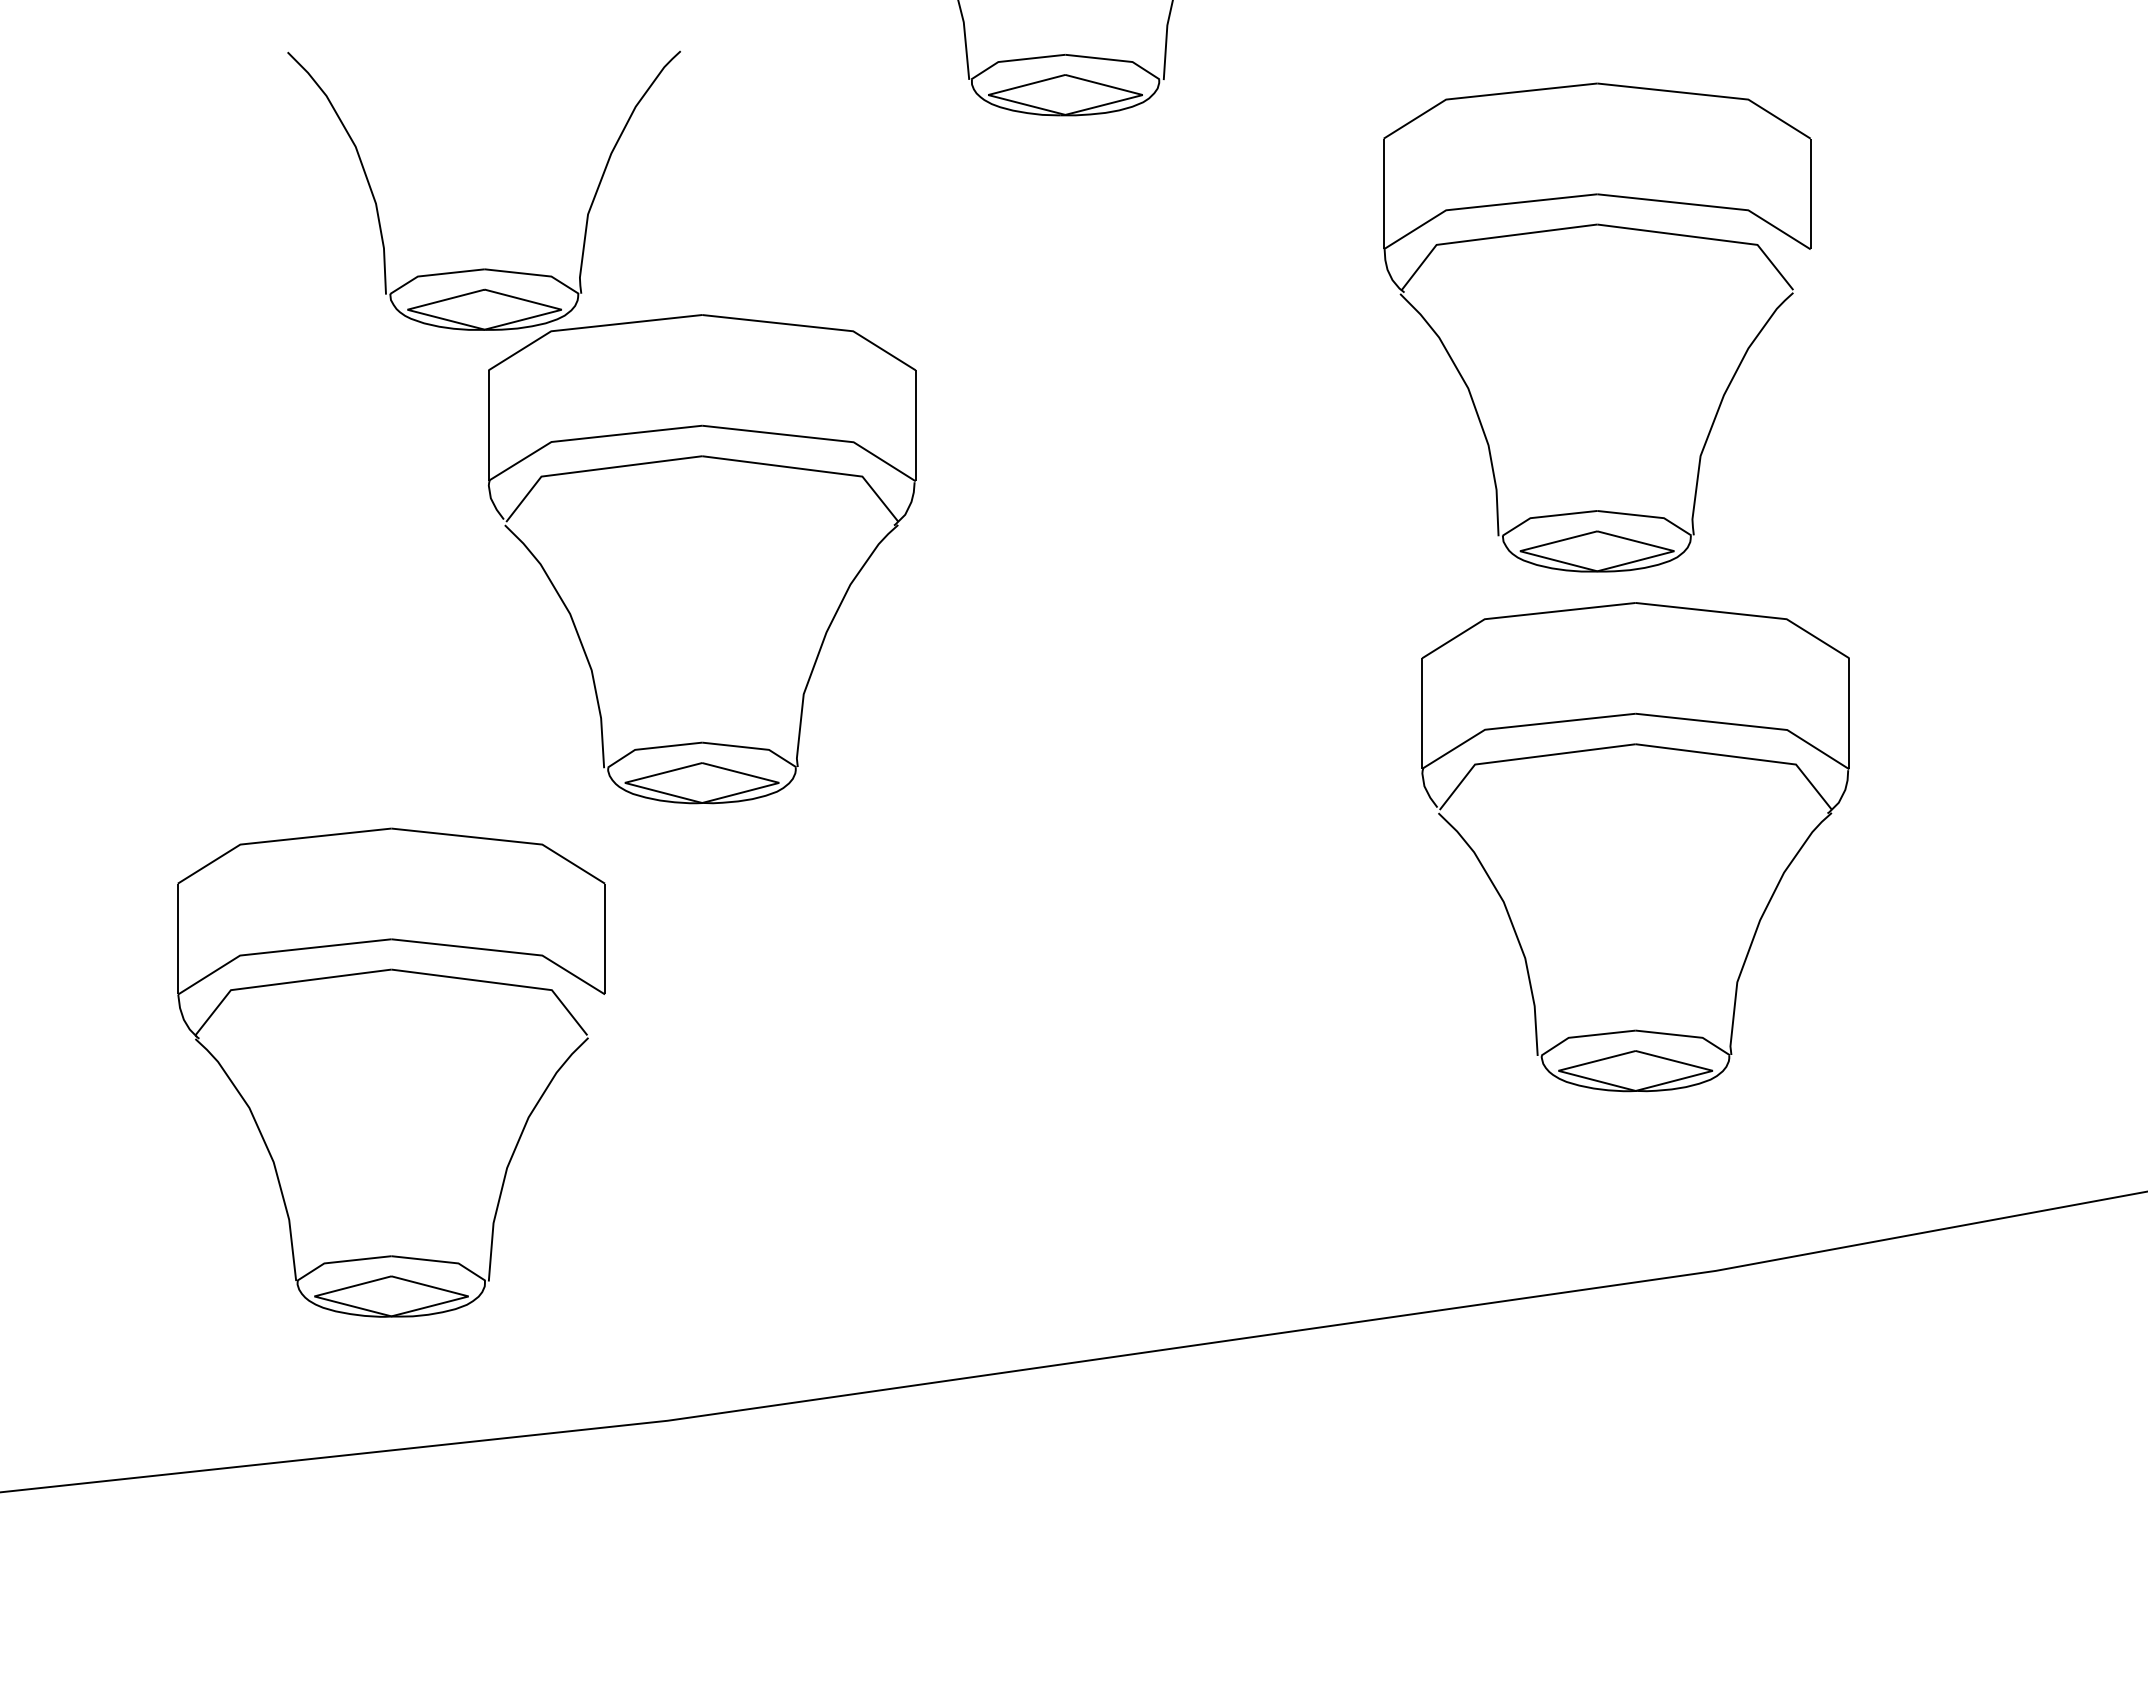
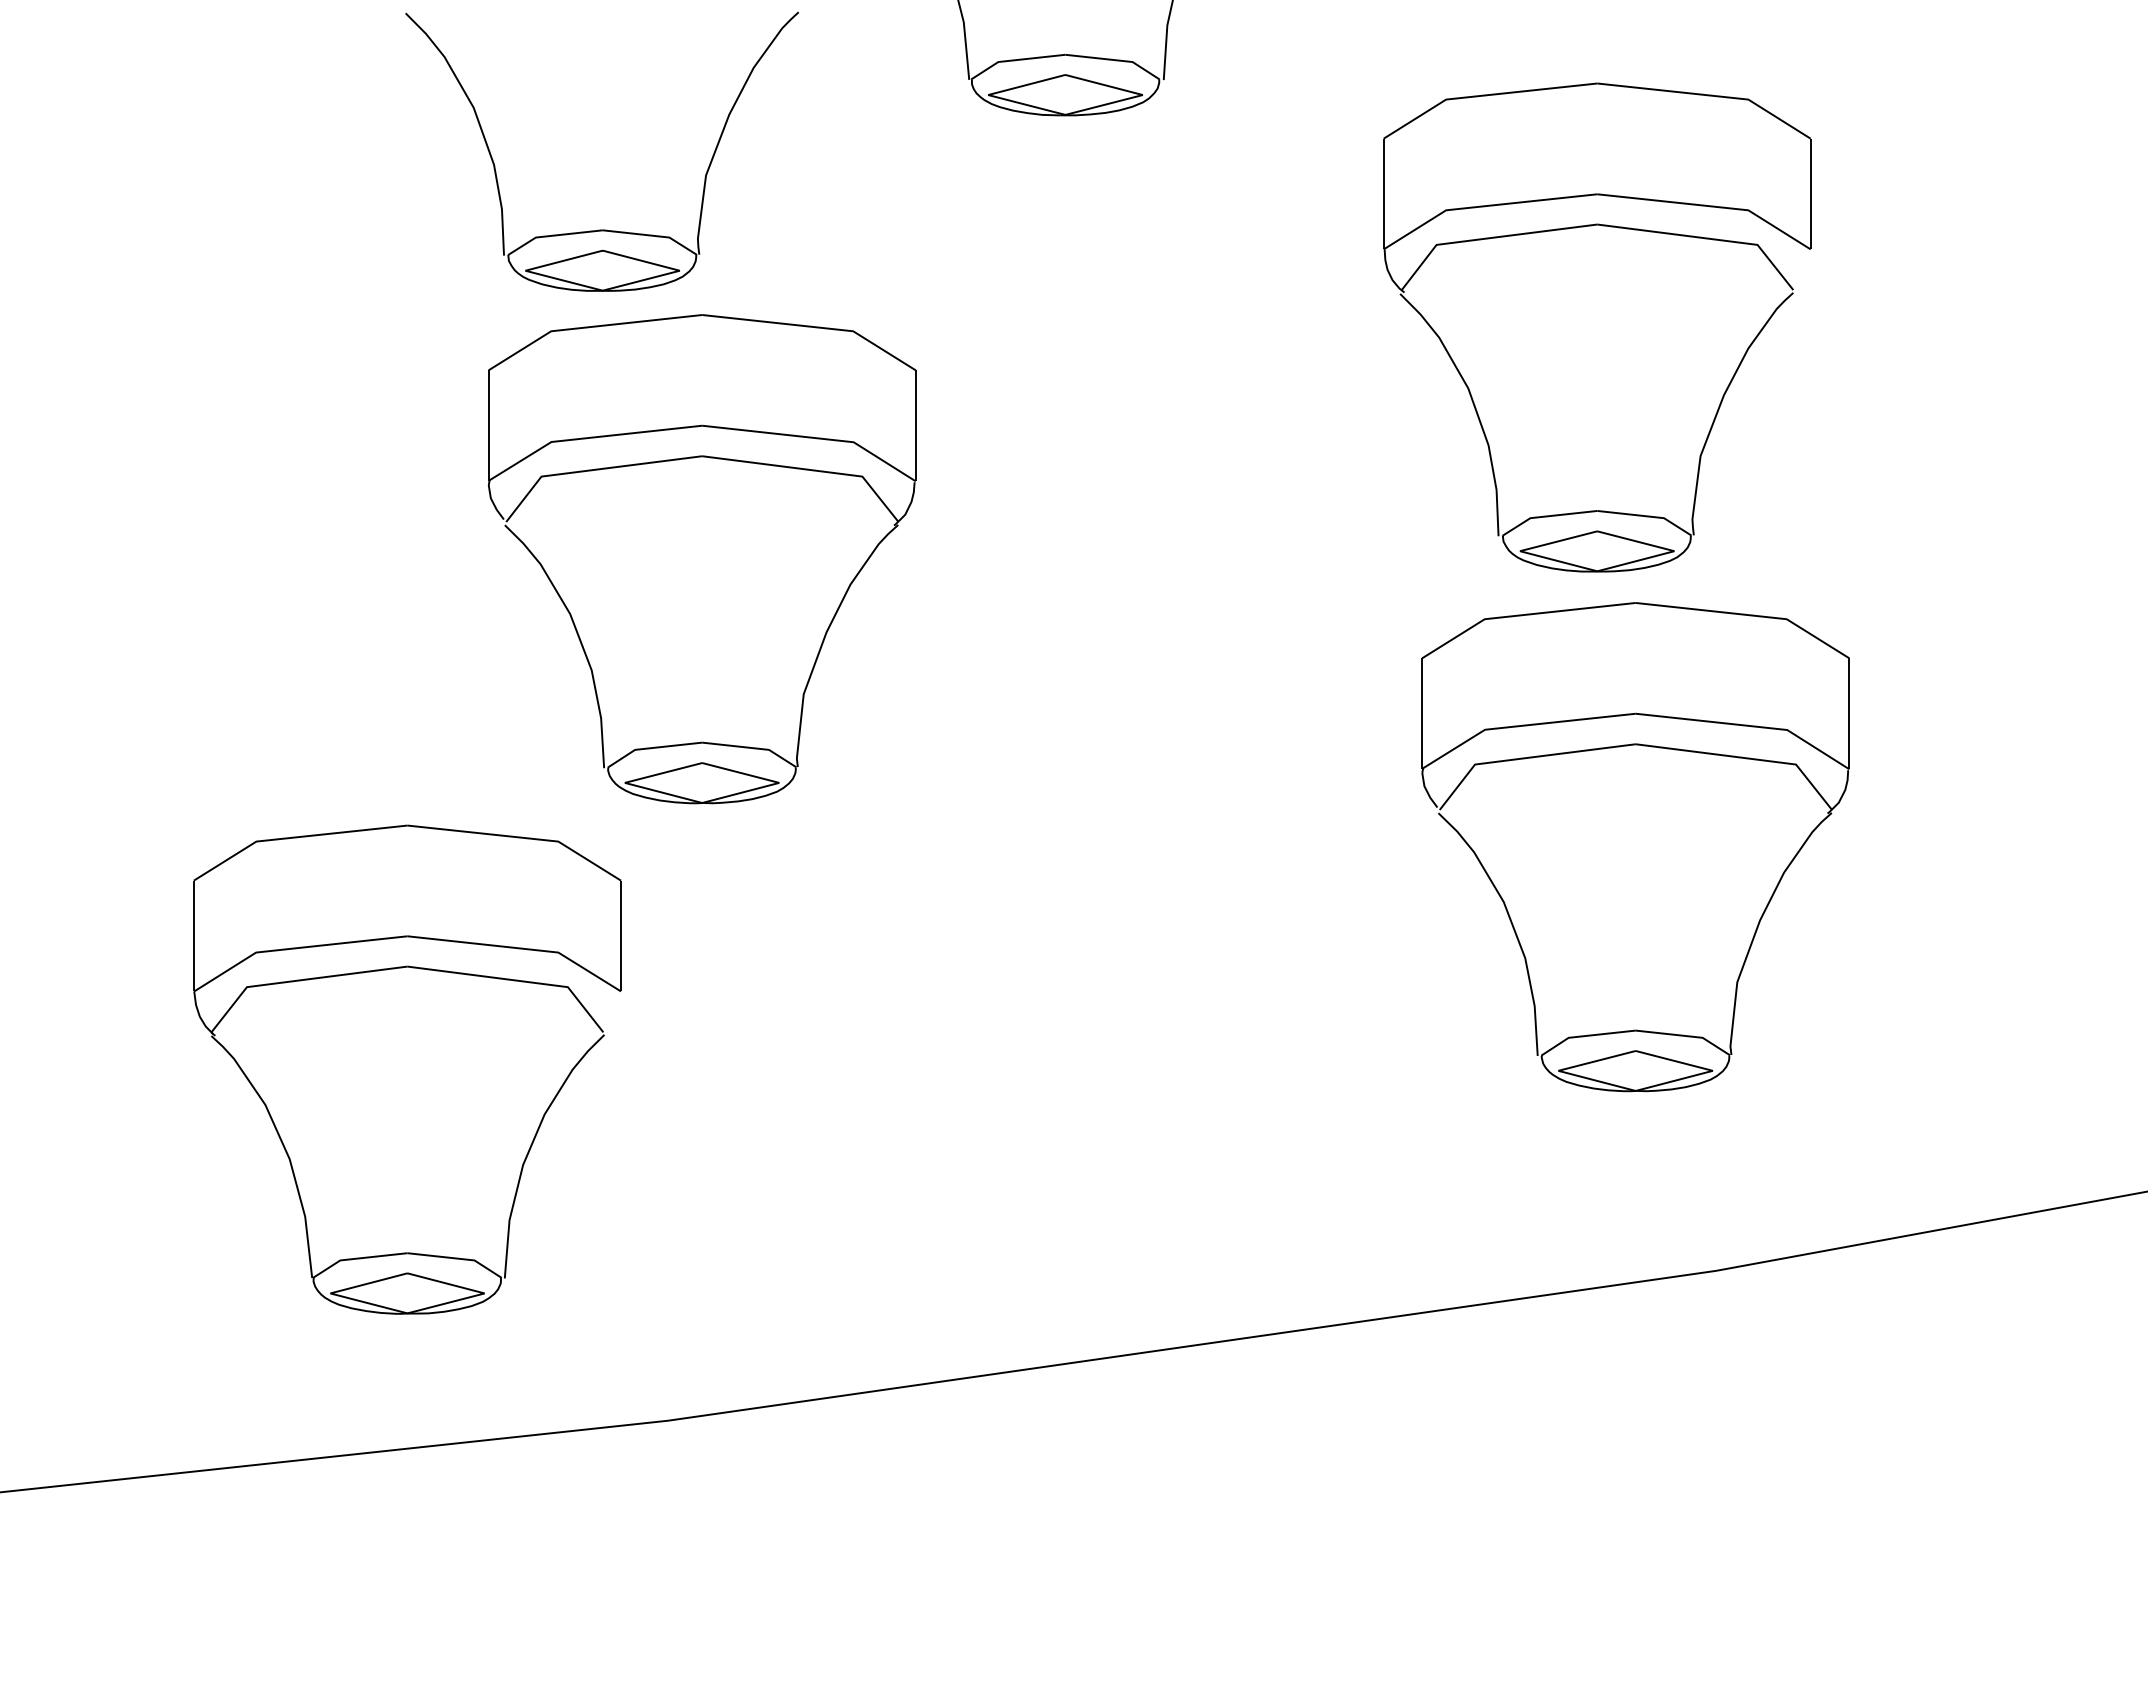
part position: (483, 268) -> (601, 229) (601, 229)
part position: (378, 972) -> (394, 969) (394, 969)
